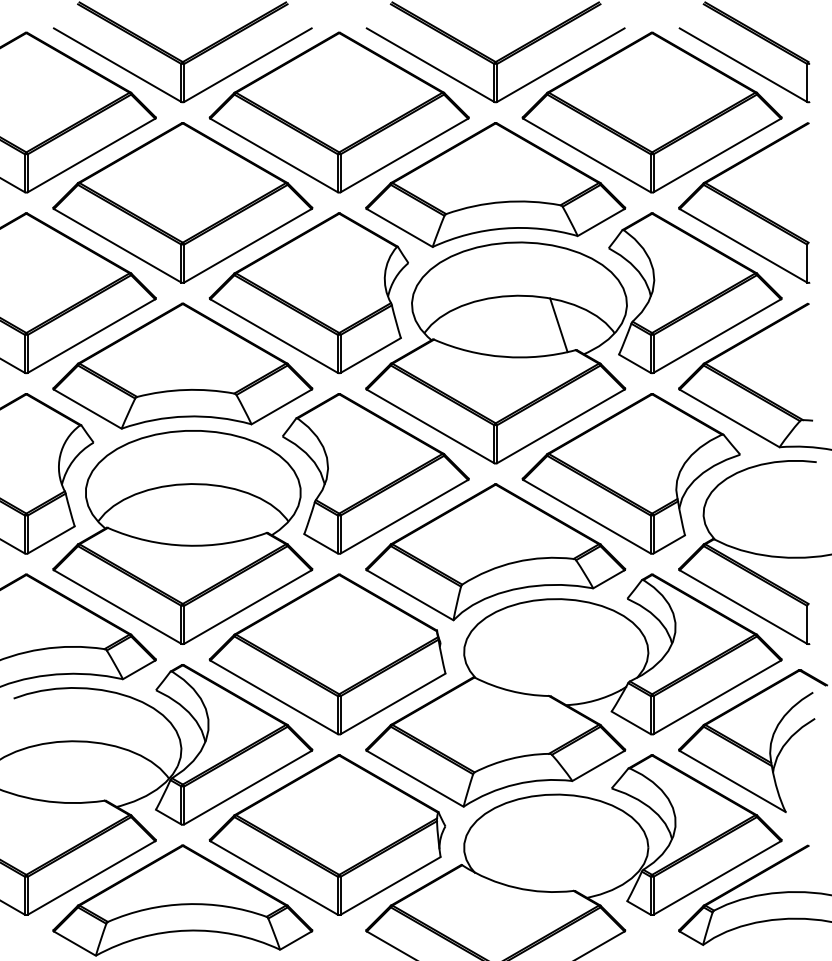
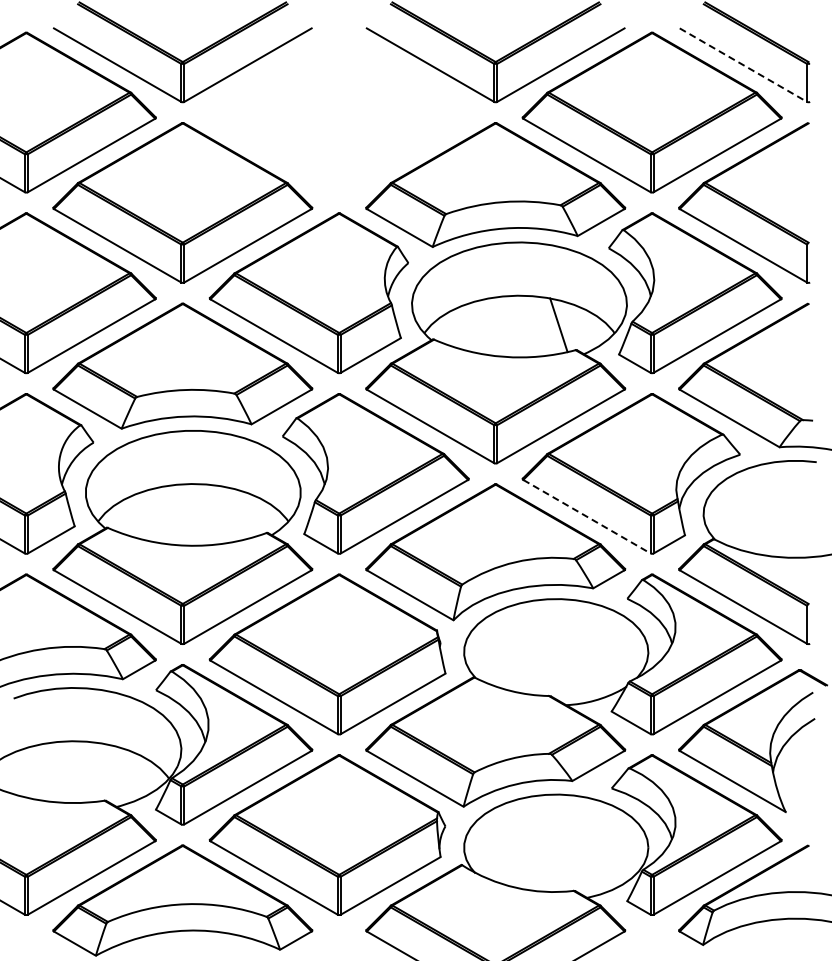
line: solid -> dashed (743, 65)
part: present -> none (338, 112)
line: solid -> dashed (586, 516)
